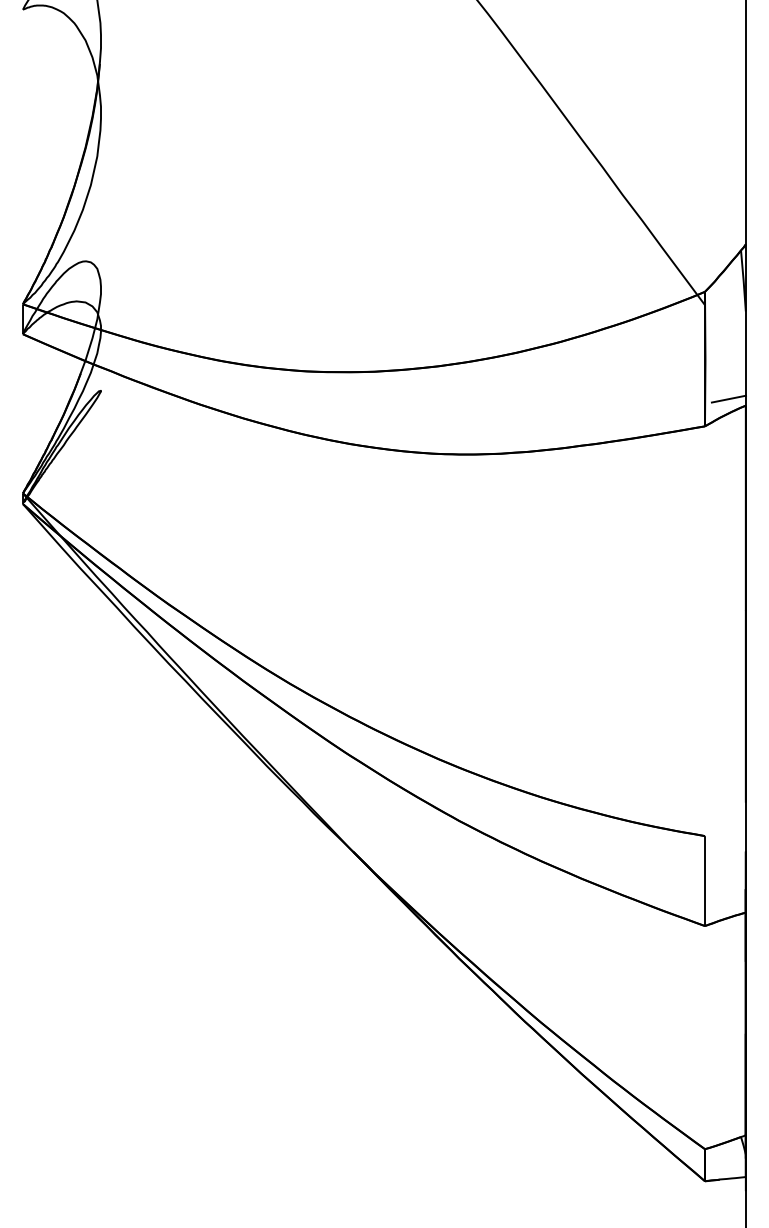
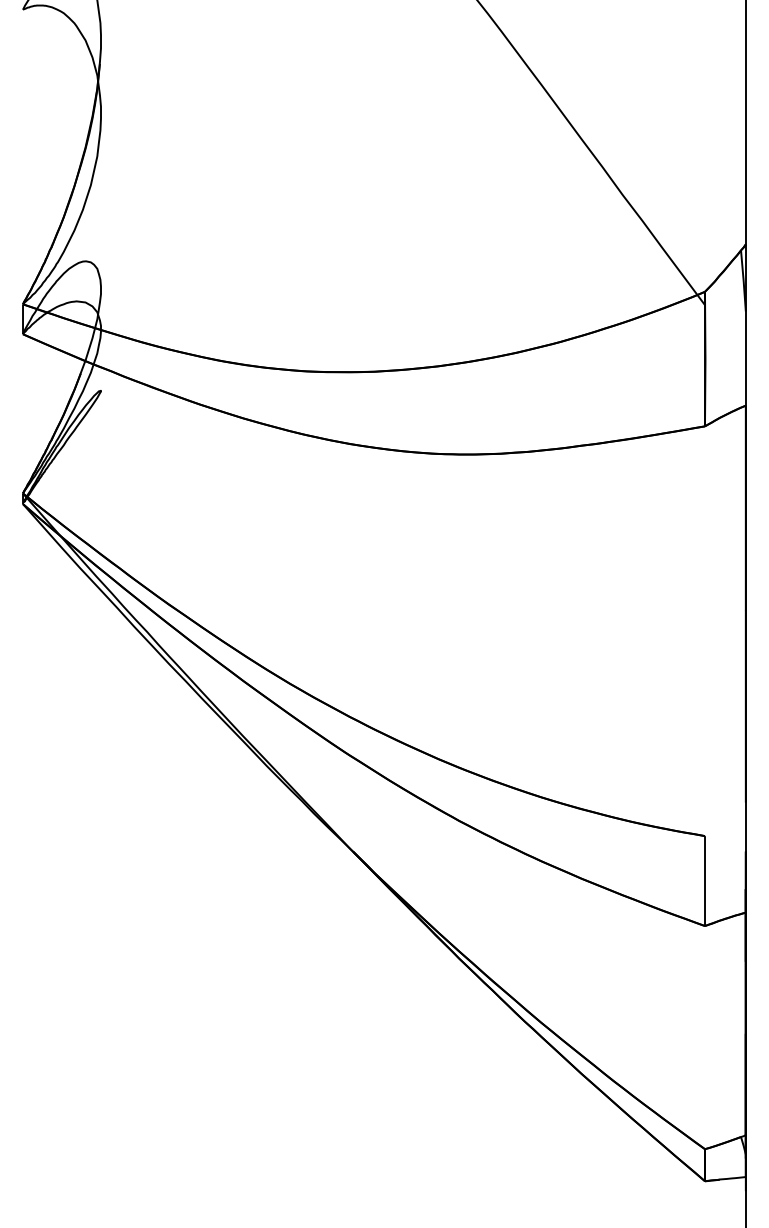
line: present -> none (728, 398)
